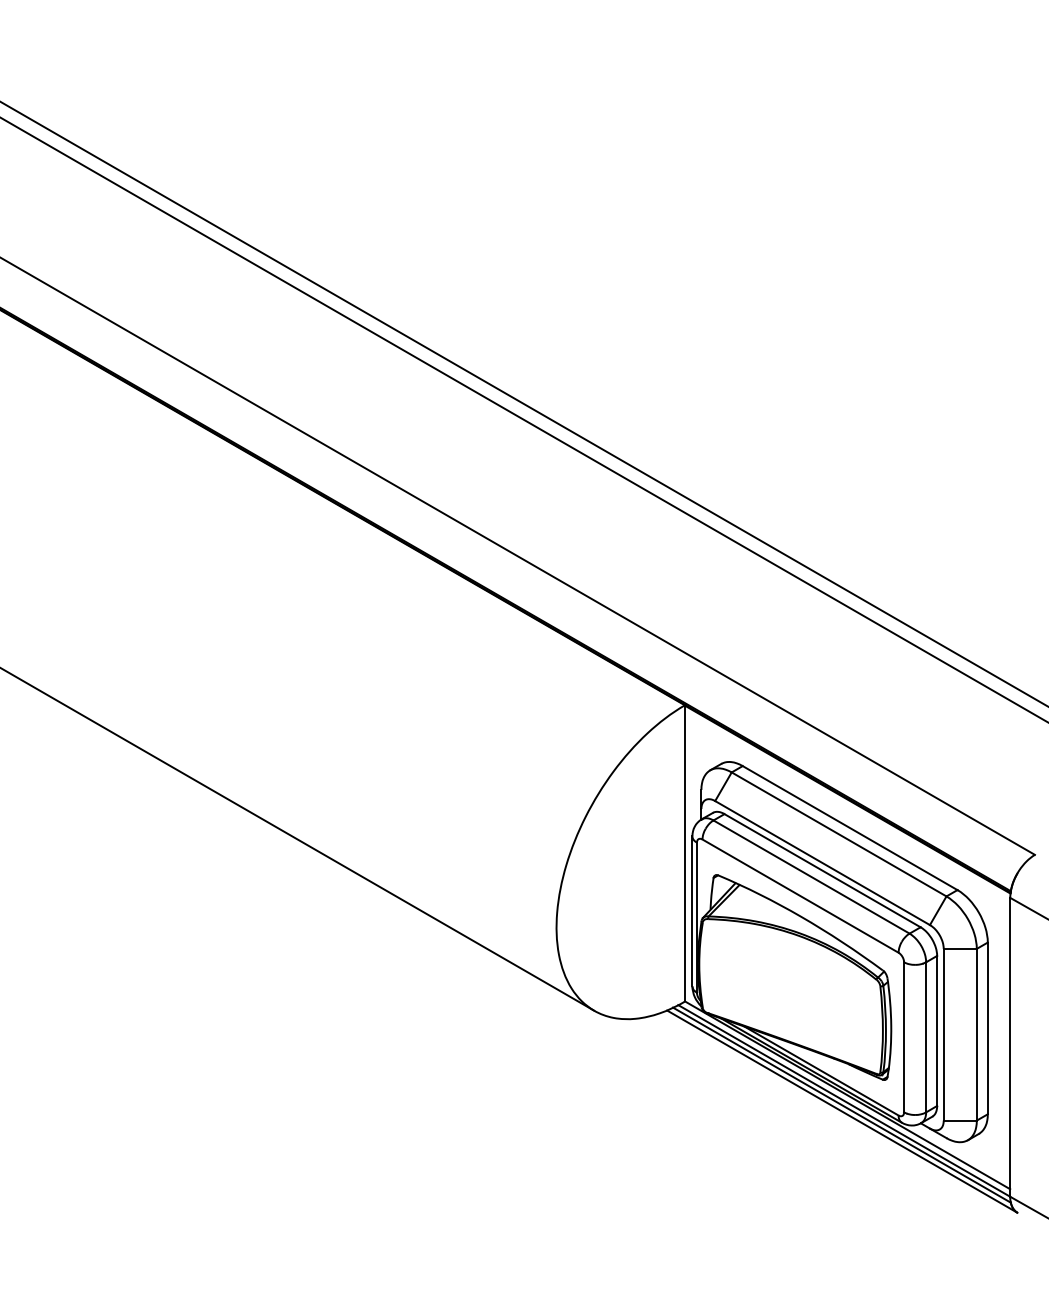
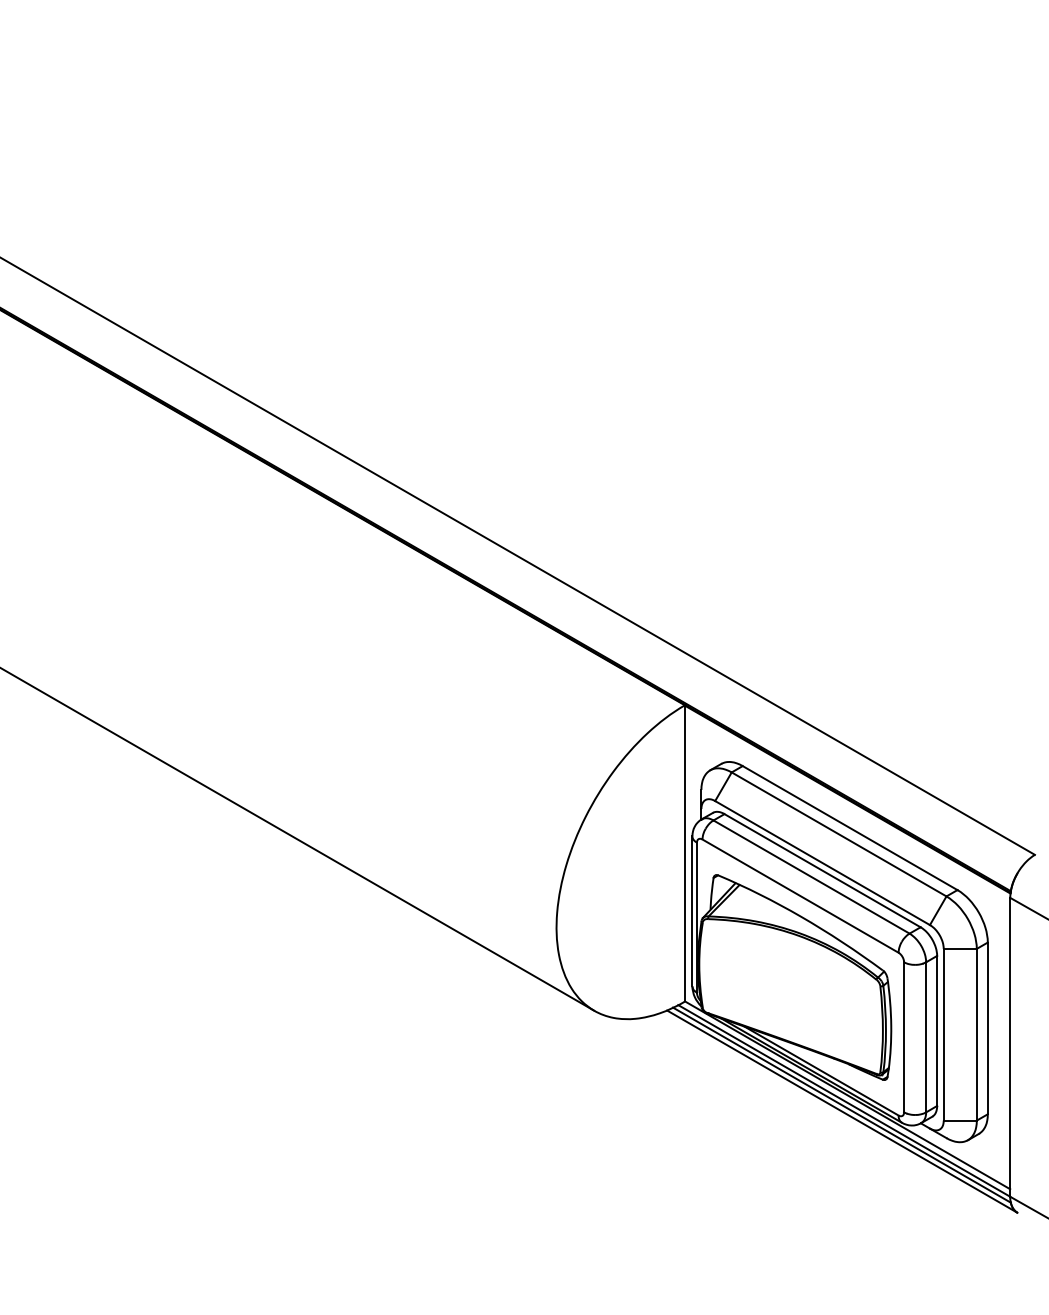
line: present -> none (523, 404)
line: present -> none (523, 419)
